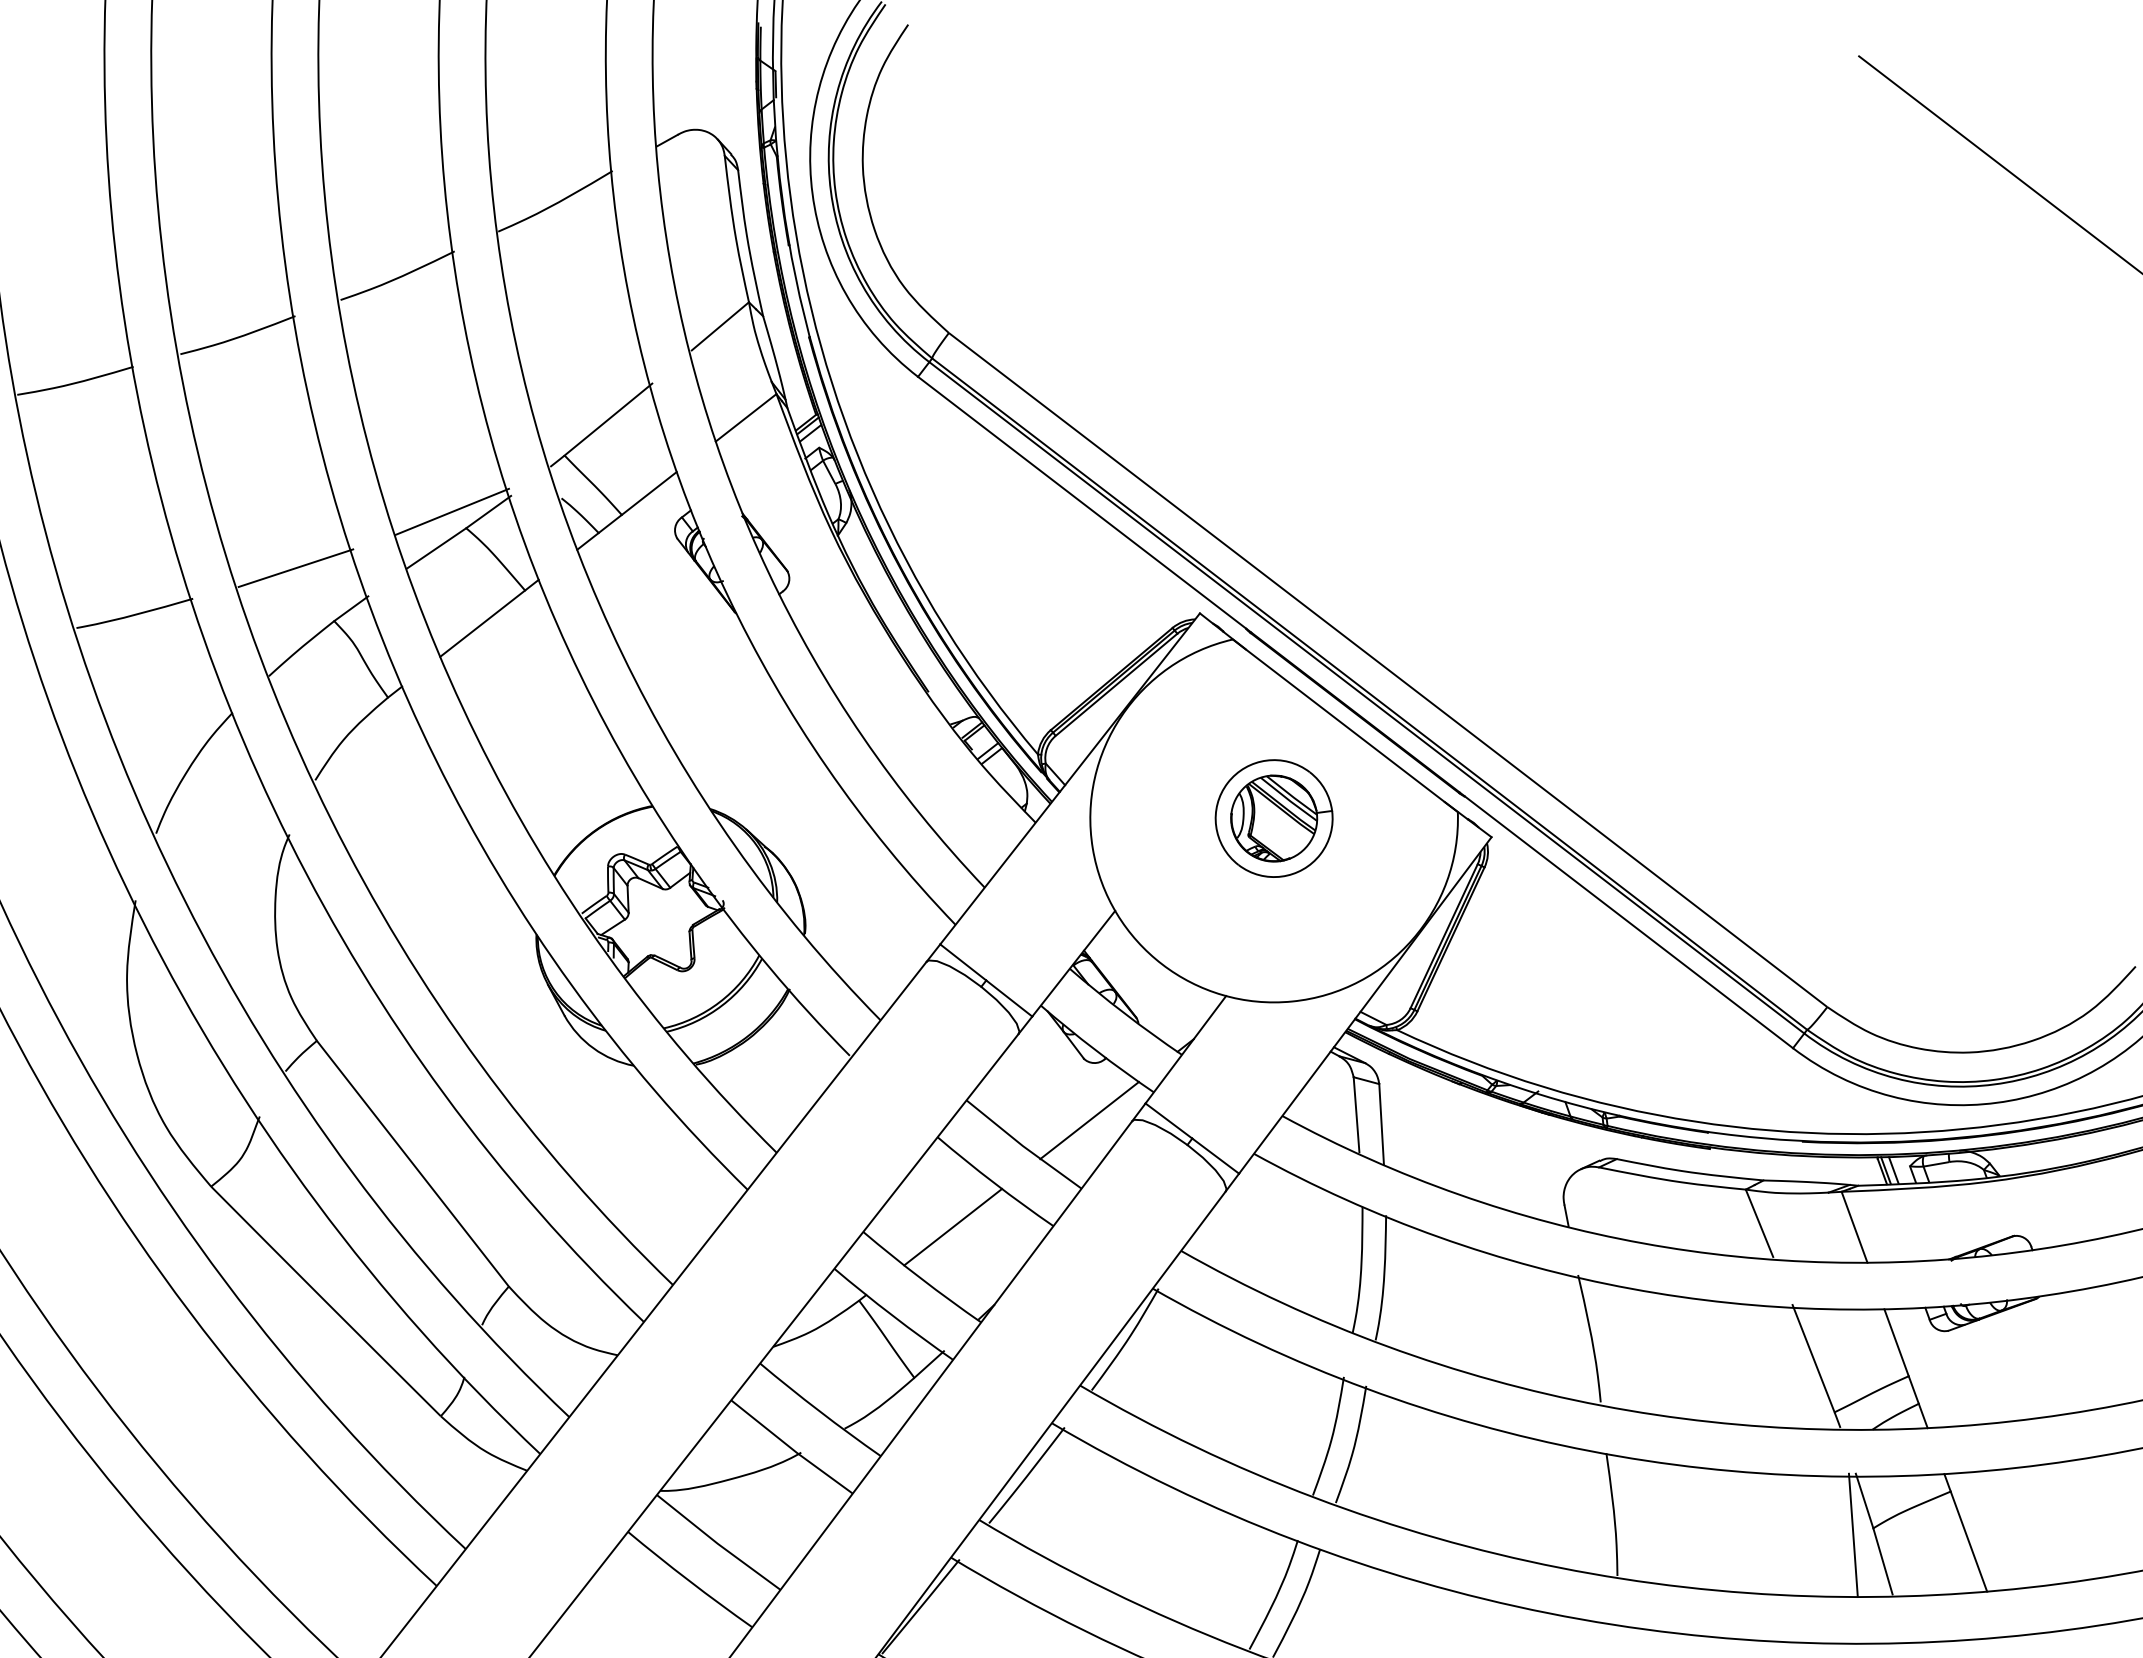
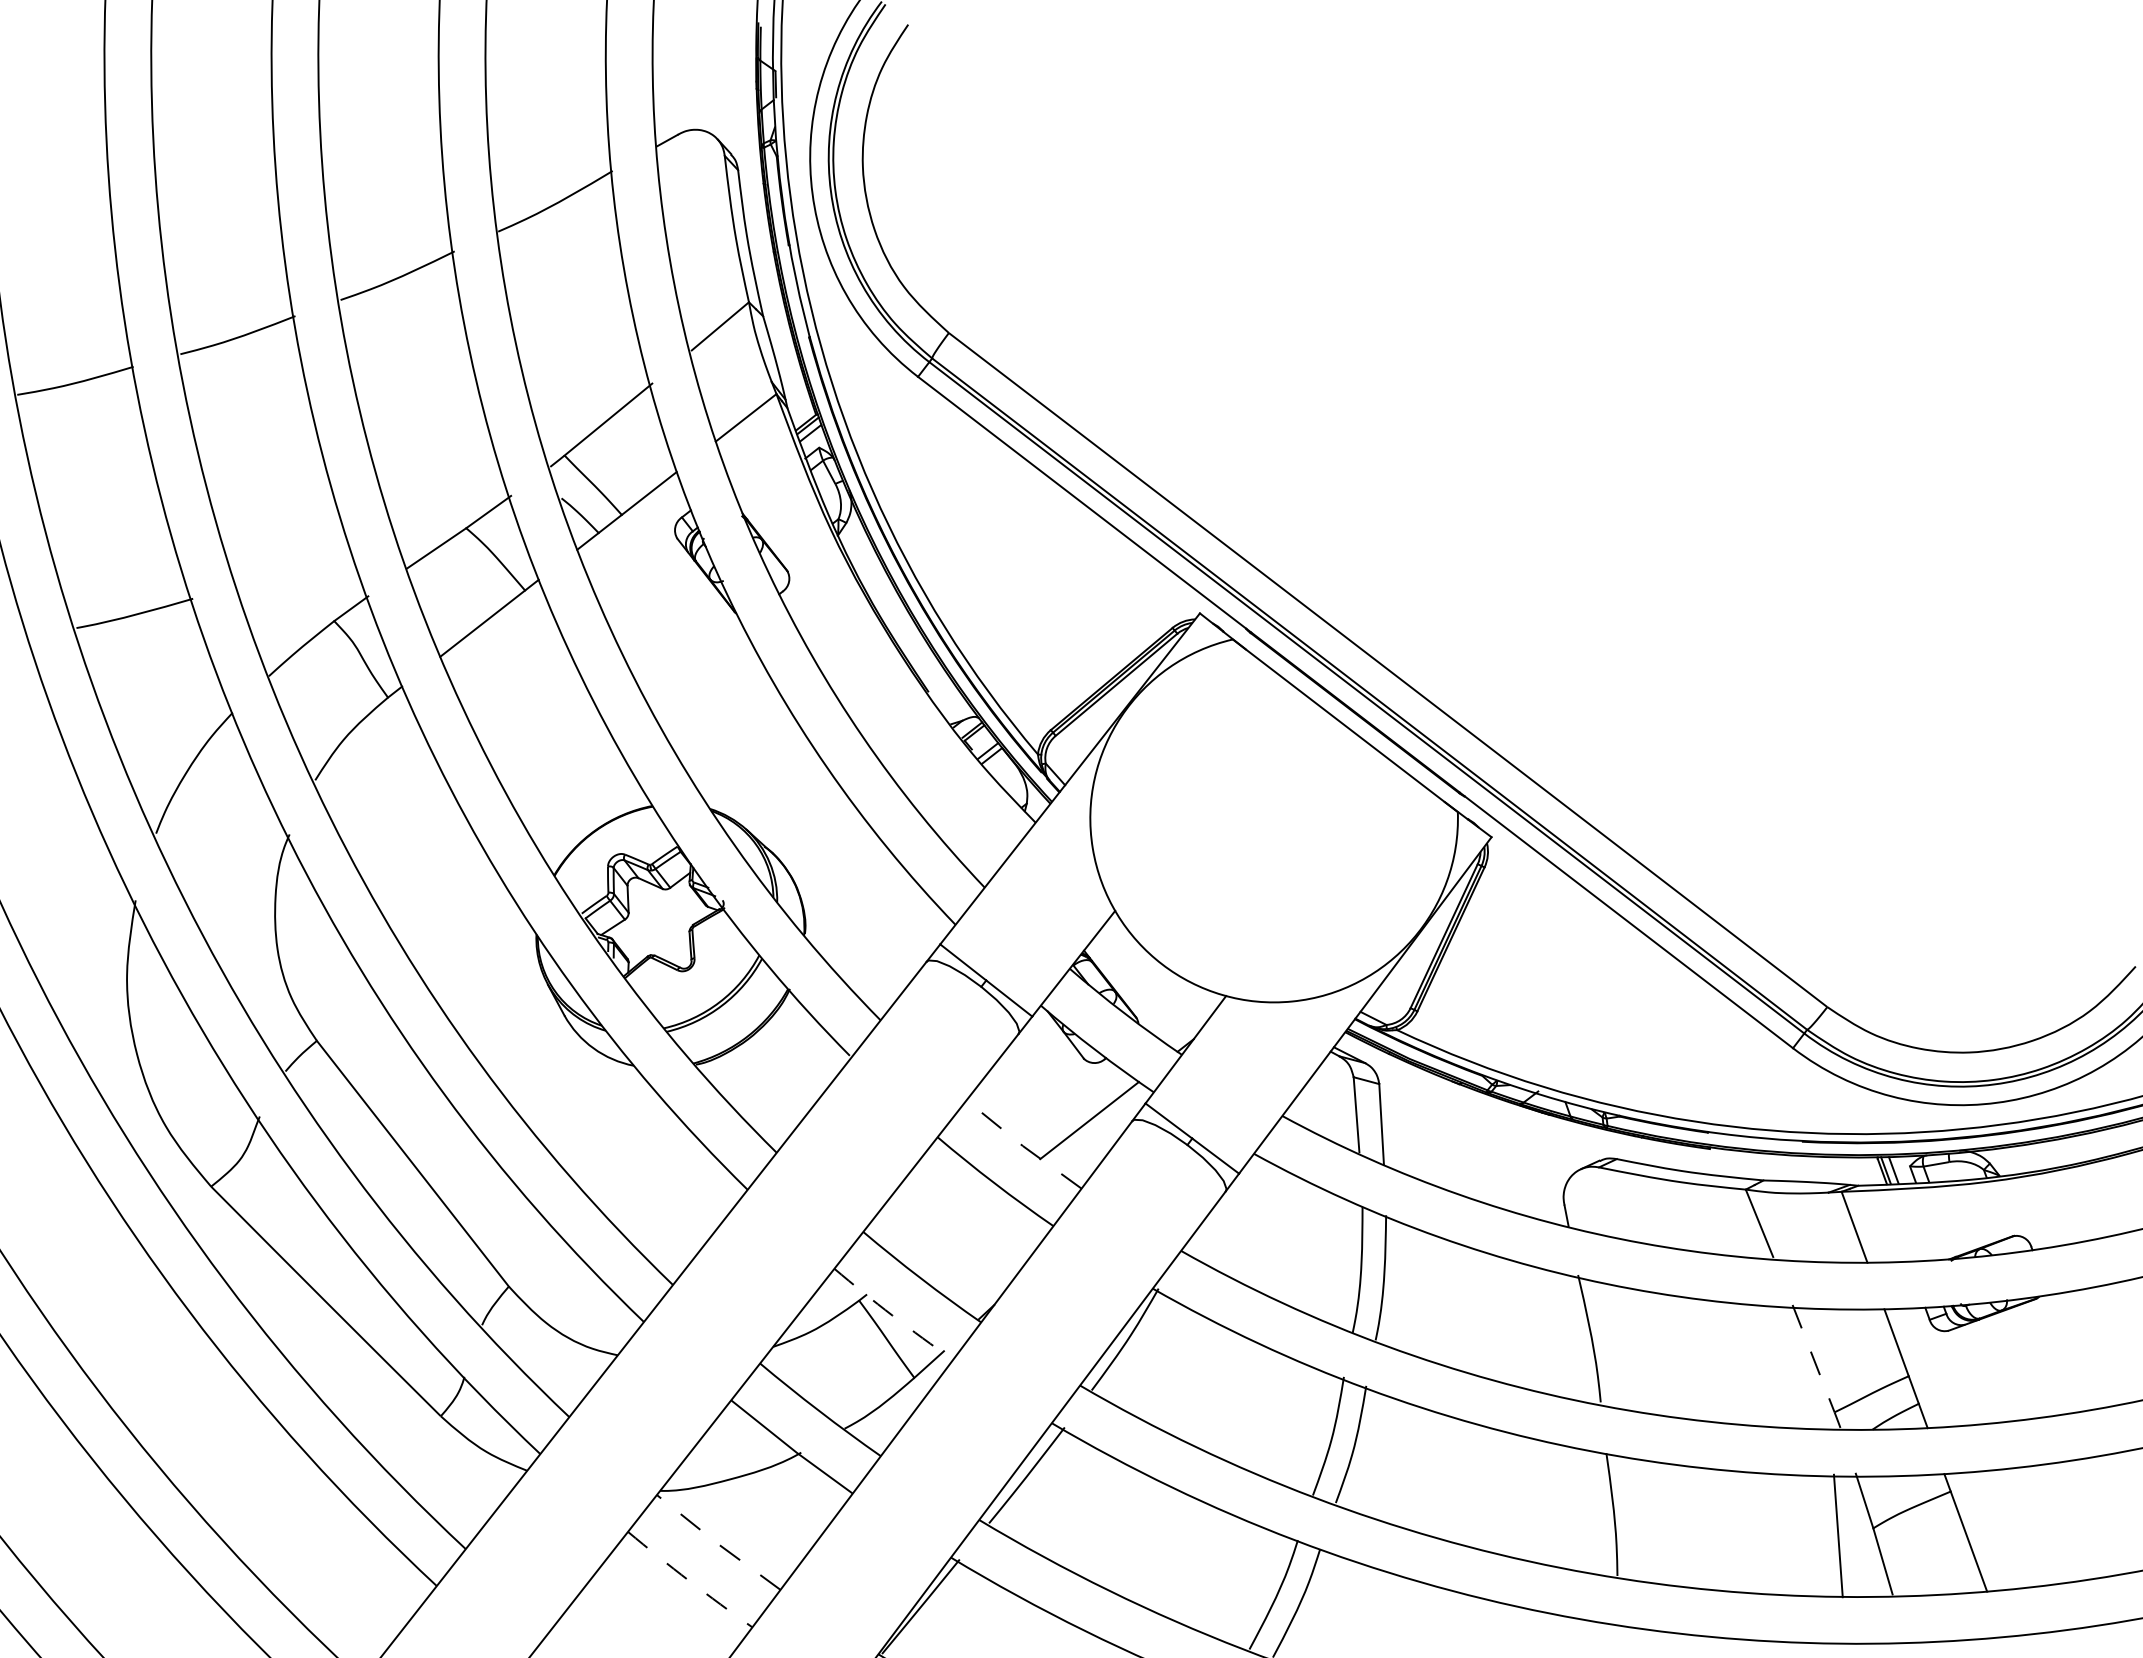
line: present -> none (1999, 163)
line: present -> none (451, 511)
line: present -> none (295, 567)
part: present -> none (1273, 818)
line: solid -> dashed (1022, 1146)
line: present -> none (953, 1226)
arc: solid -> dashed (892, 1315)
line: solid -> dashed (1813, 1358)
line position: (1852, 1534) -> (1837, 1535) (1837, 1535)
line: solid -> dashed (717, 1543)
arc: solid -> dashed (689, 1580)
